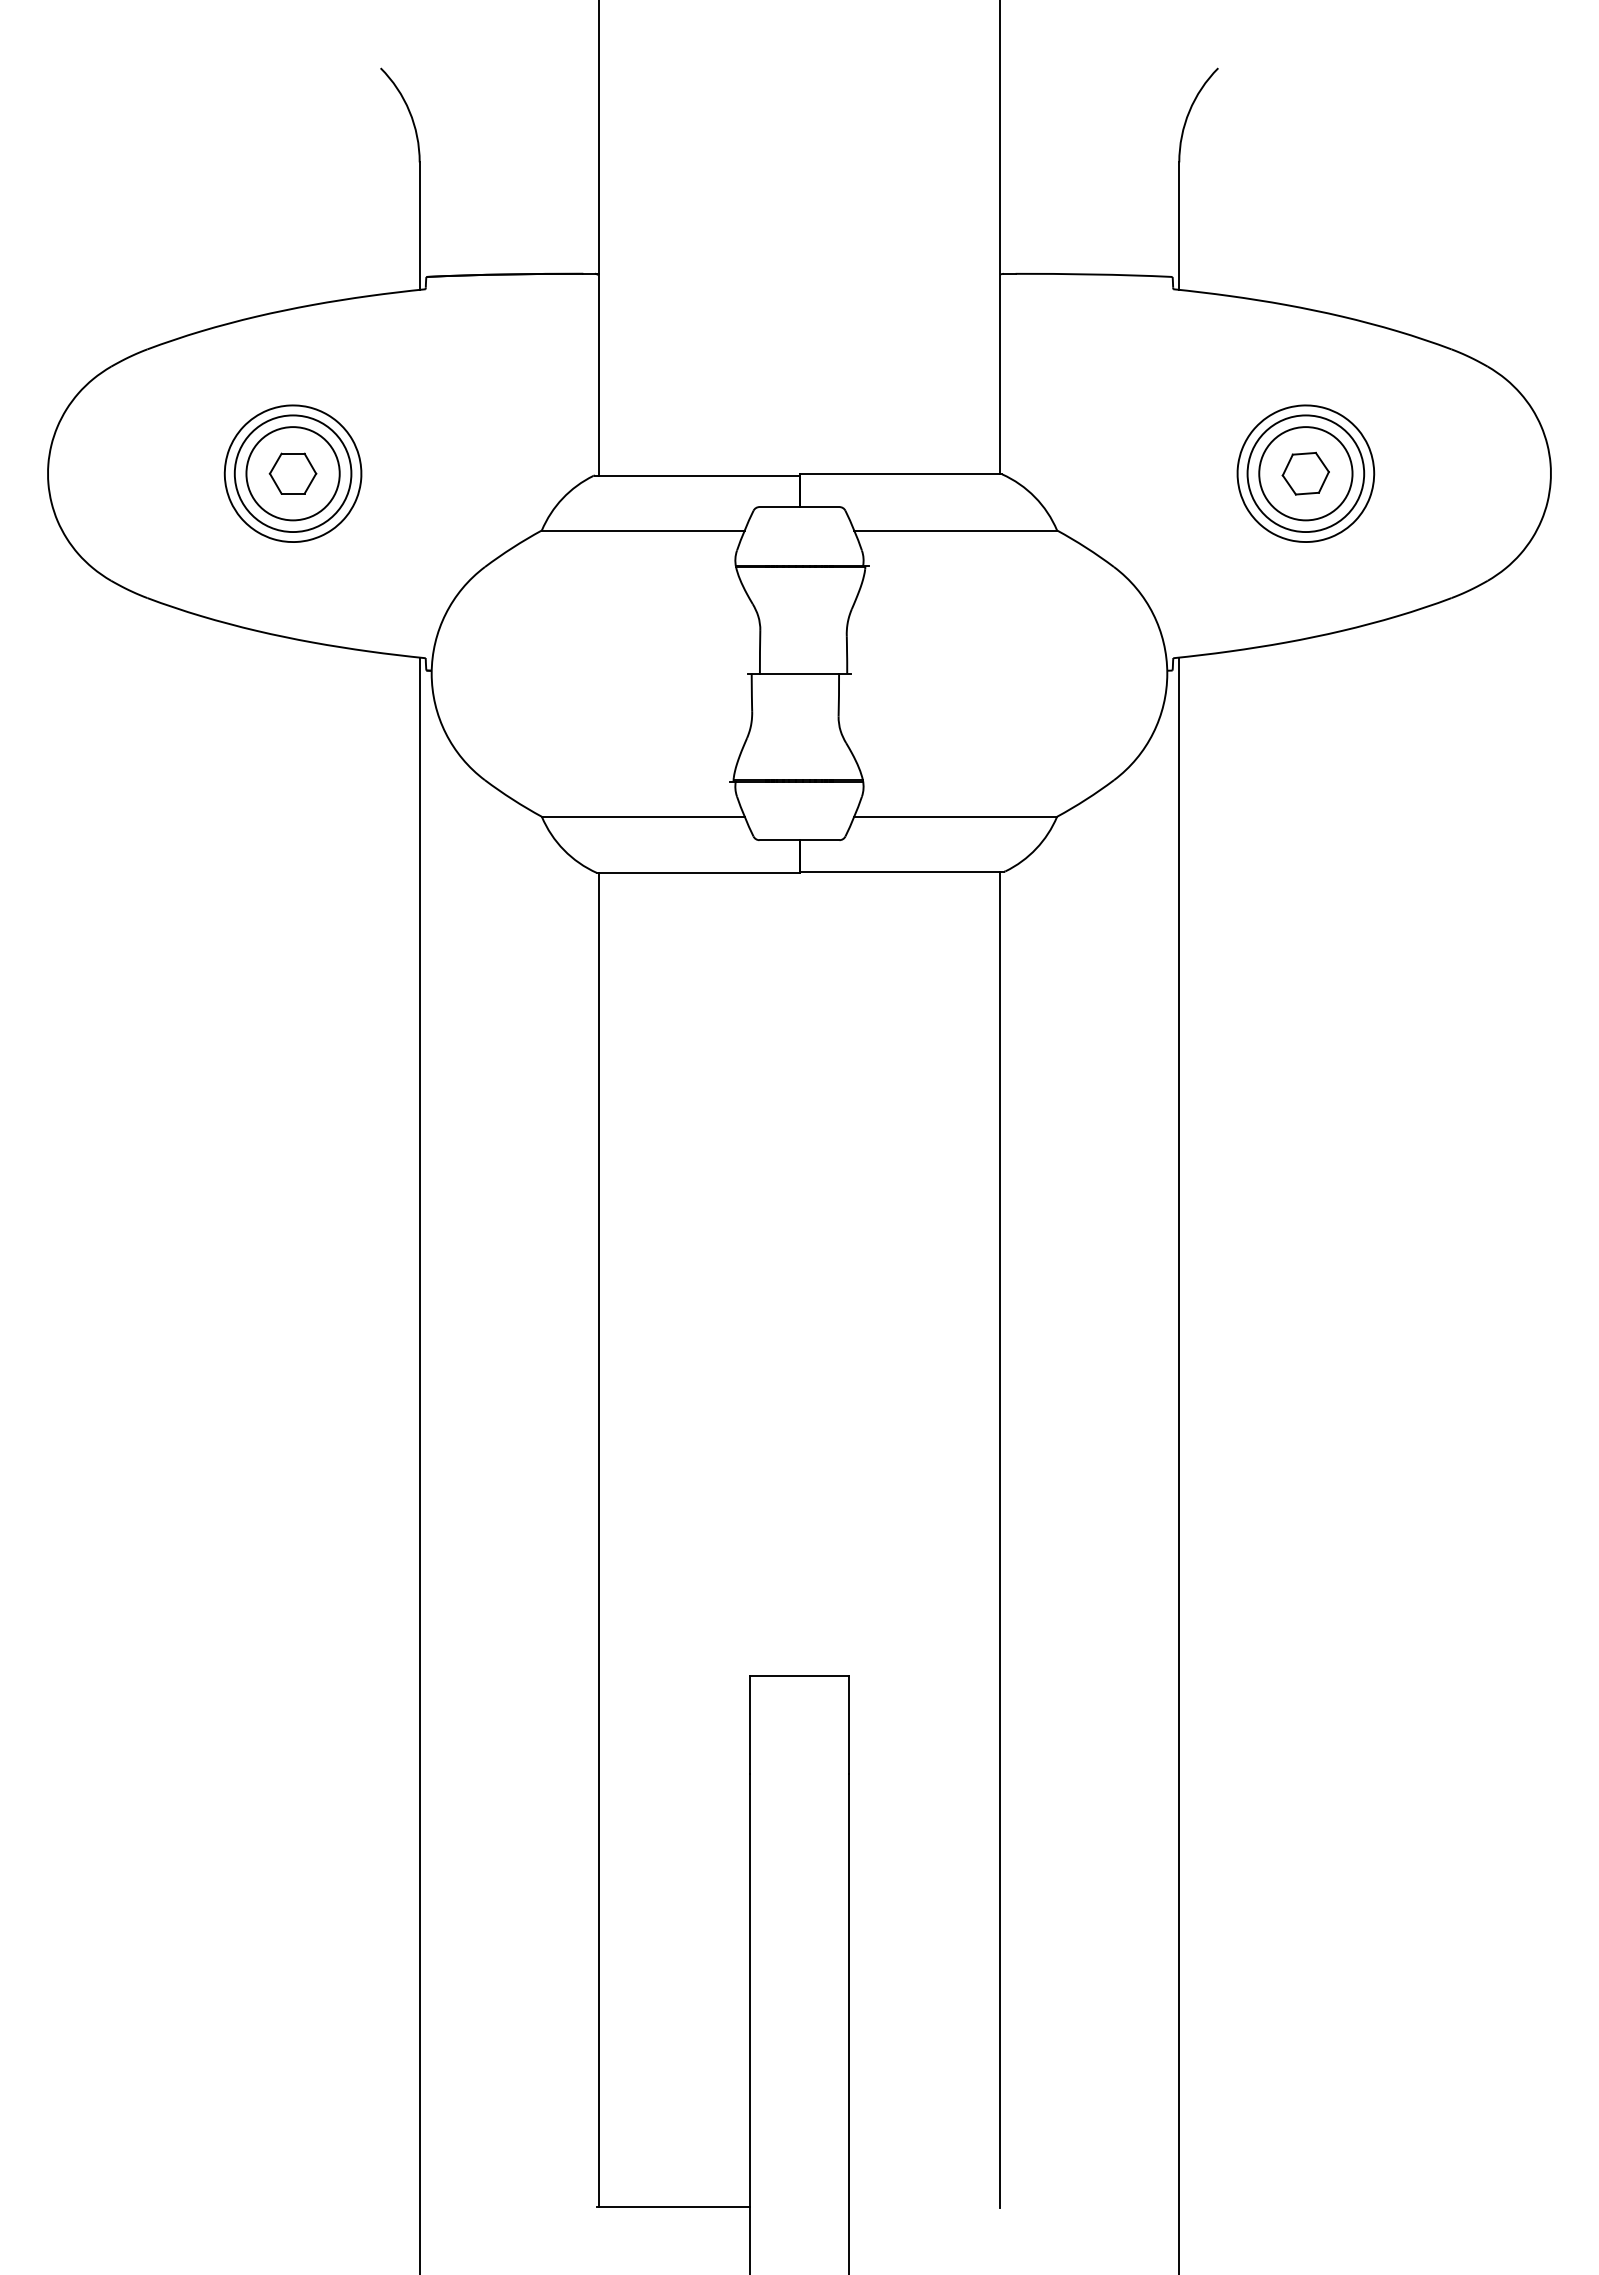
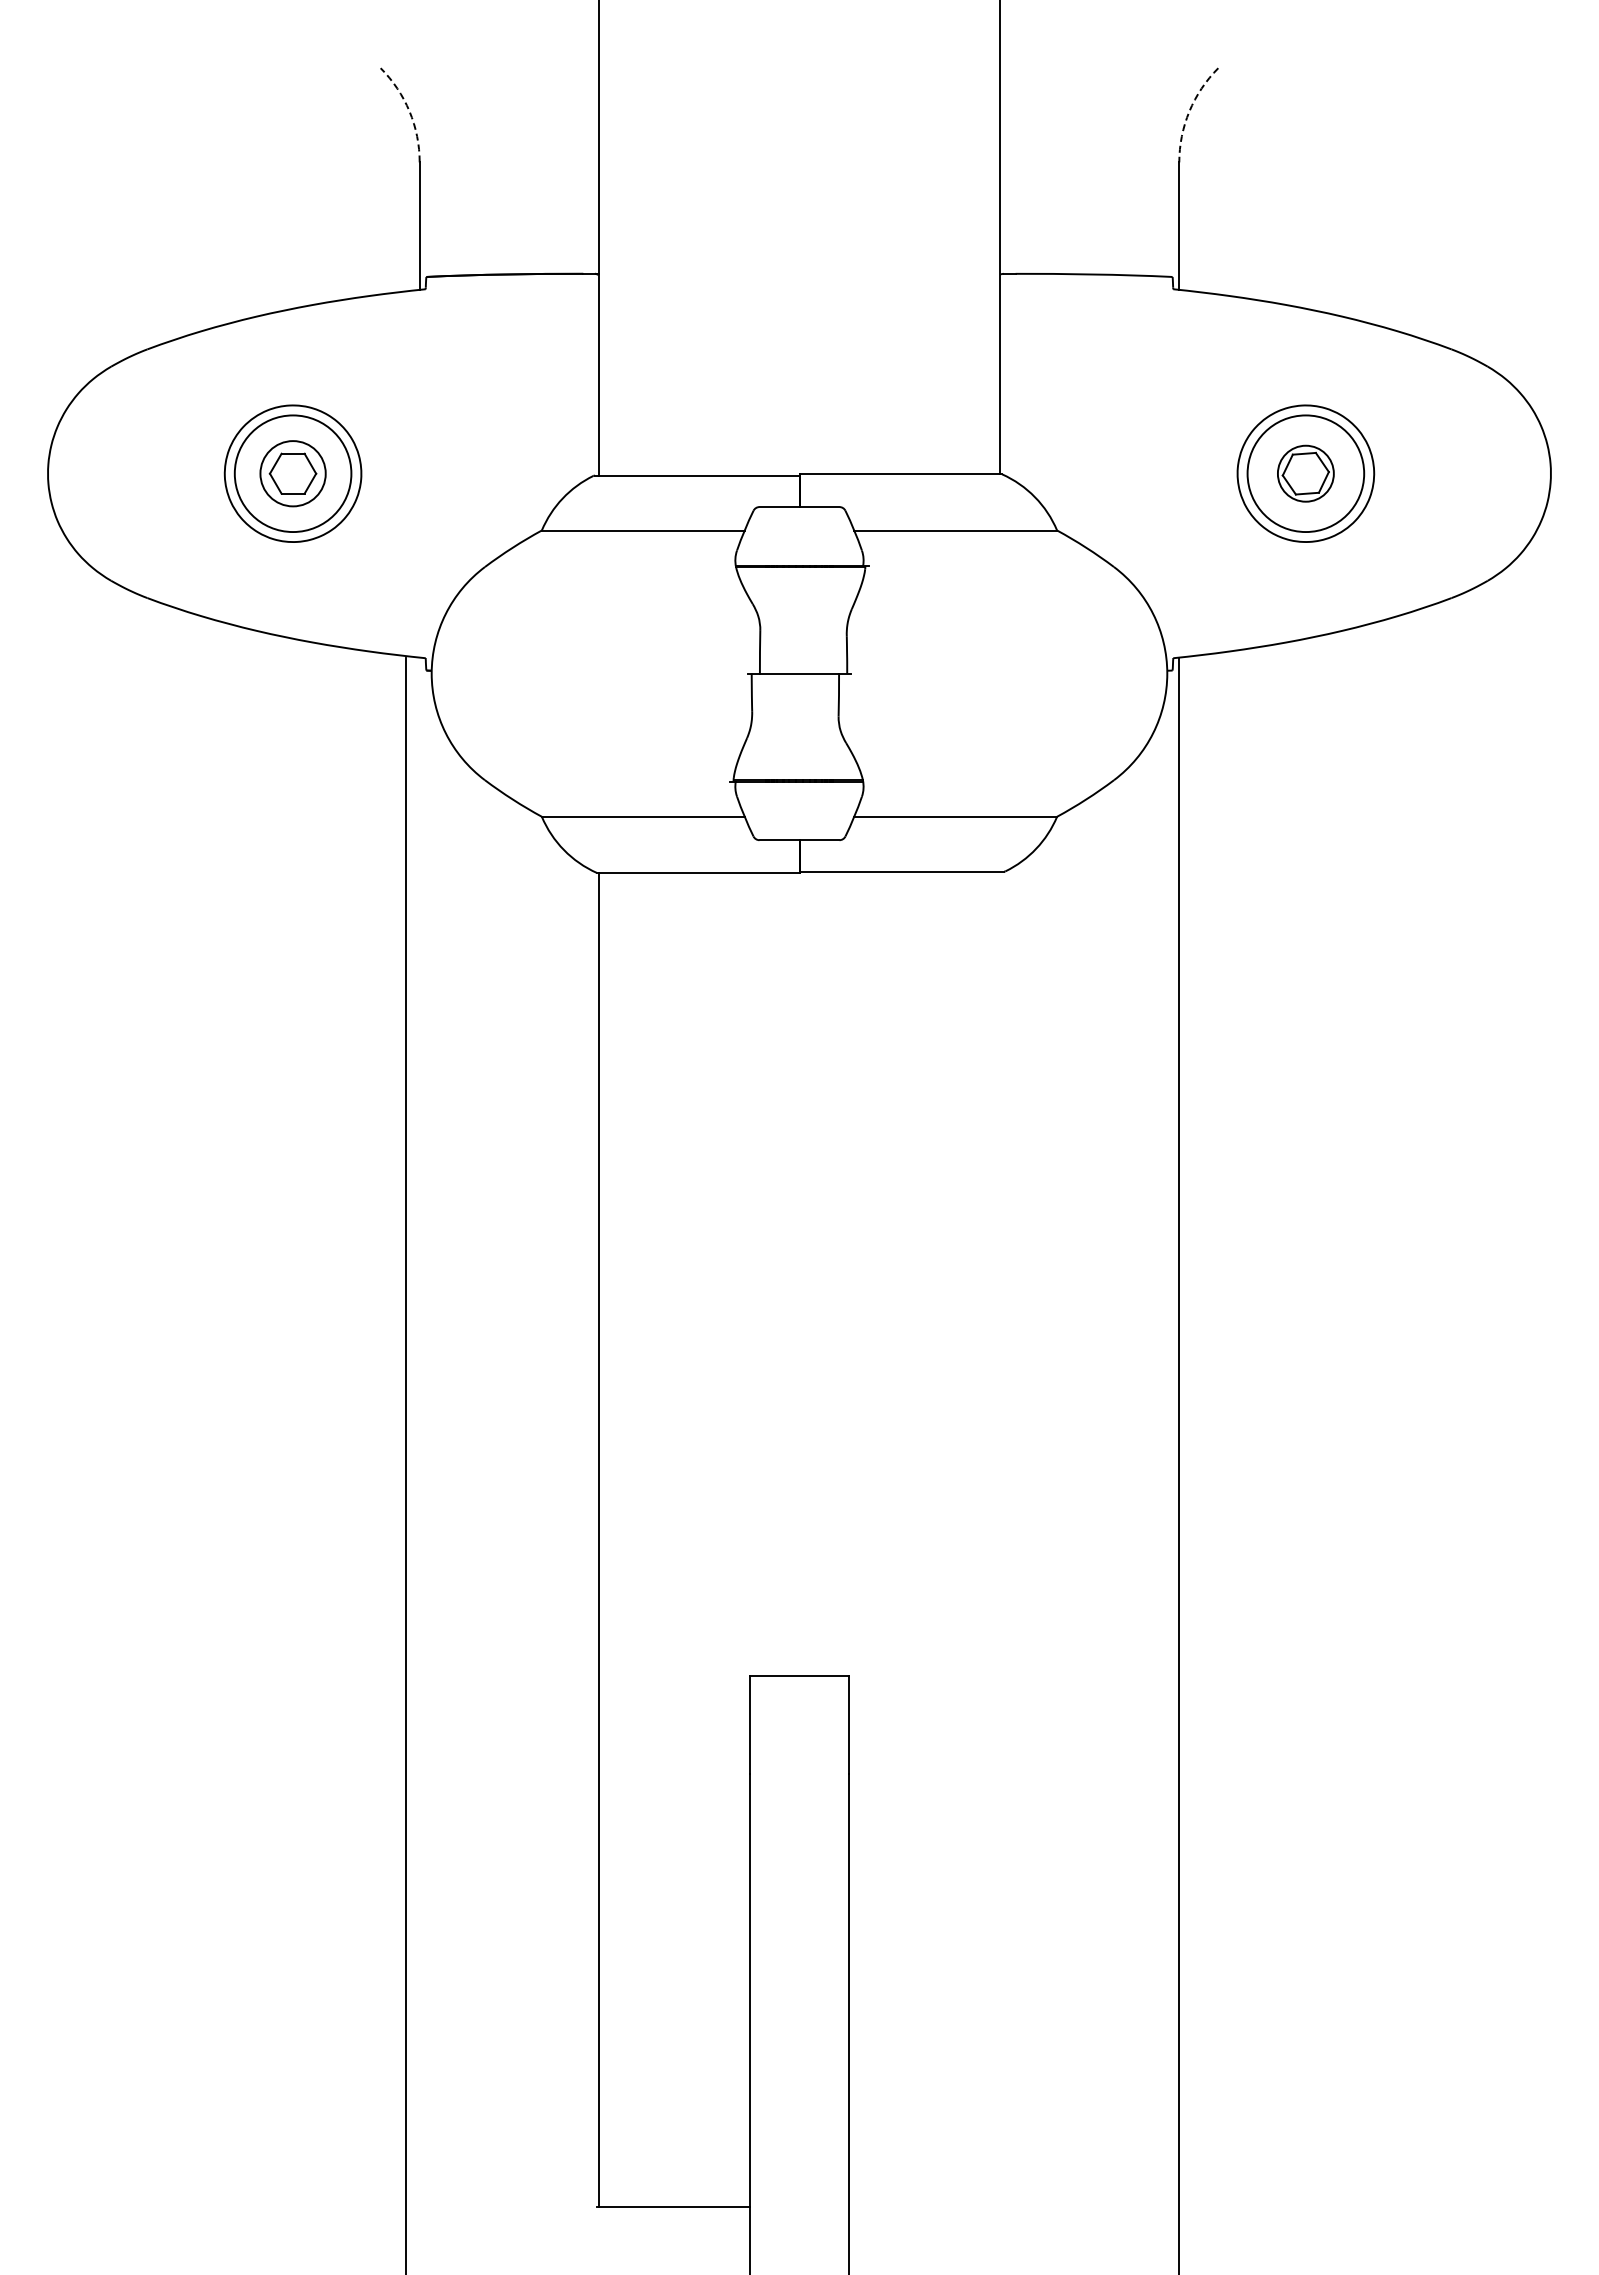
arc: solid -> dashed (409, 111)
arc: solid -> dashed (1189, 111)
circle diameter: 93 px -> 65 px (292, 473)
circle diameter: 93 px -> 56 px (1305, 473)
line position: (419, 1464) -> (405, 1464) (405, 1464)
line: present -> none (1000, 1539)
